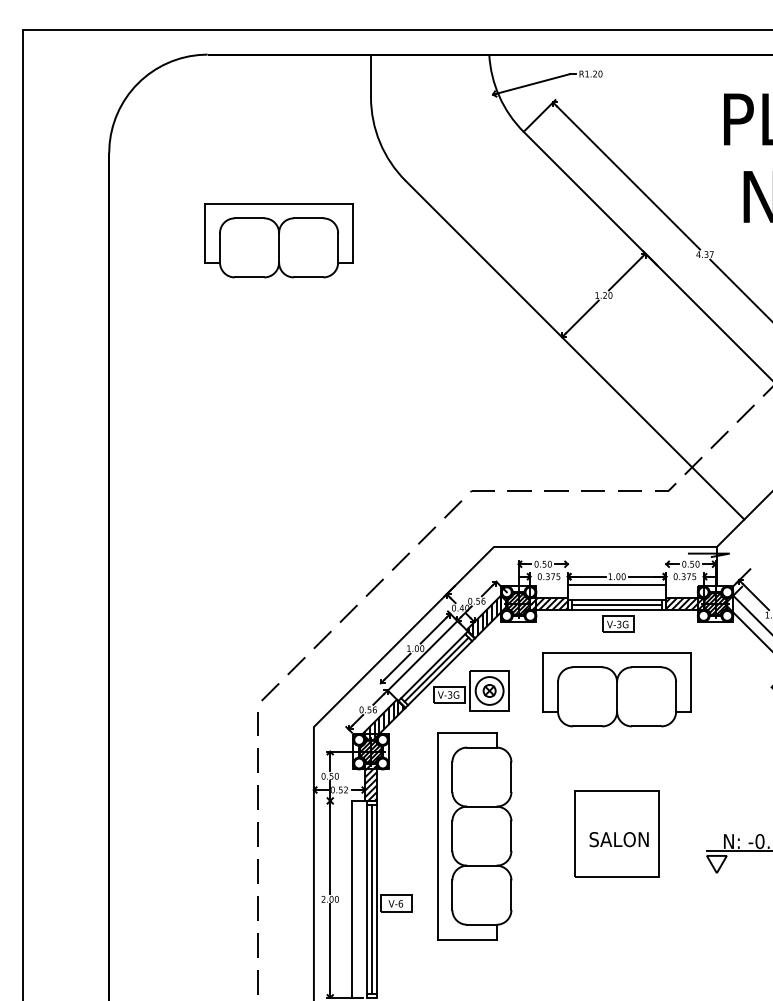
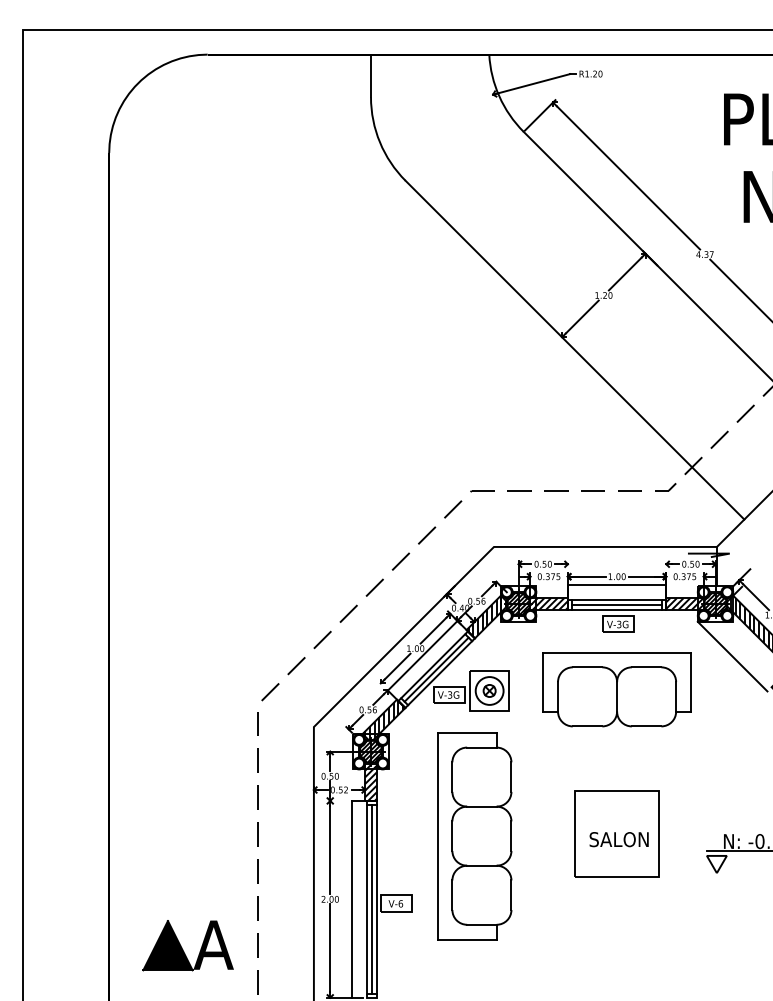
part: present -> none (278, 240)
hatch: none -> present (749, 622)
line: none -> present (732, 656)
part: none -> present (187, 945)
